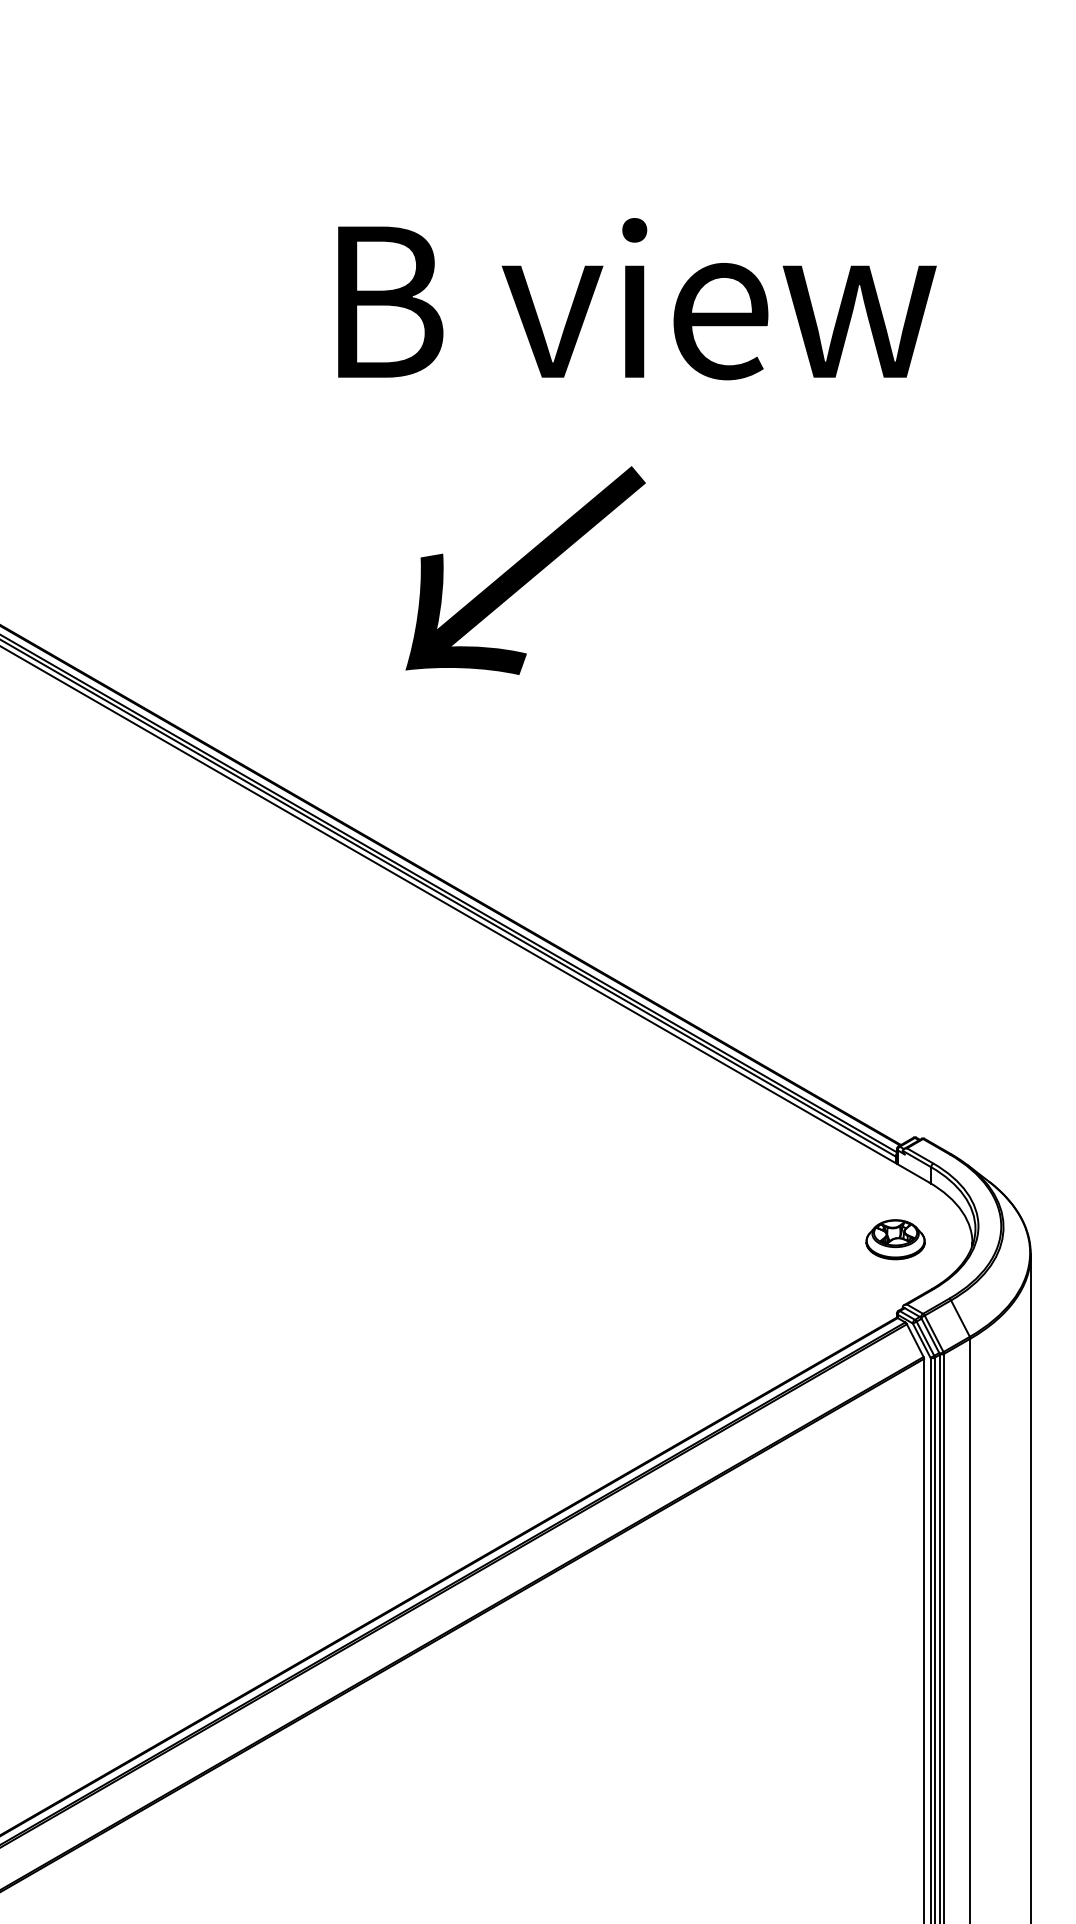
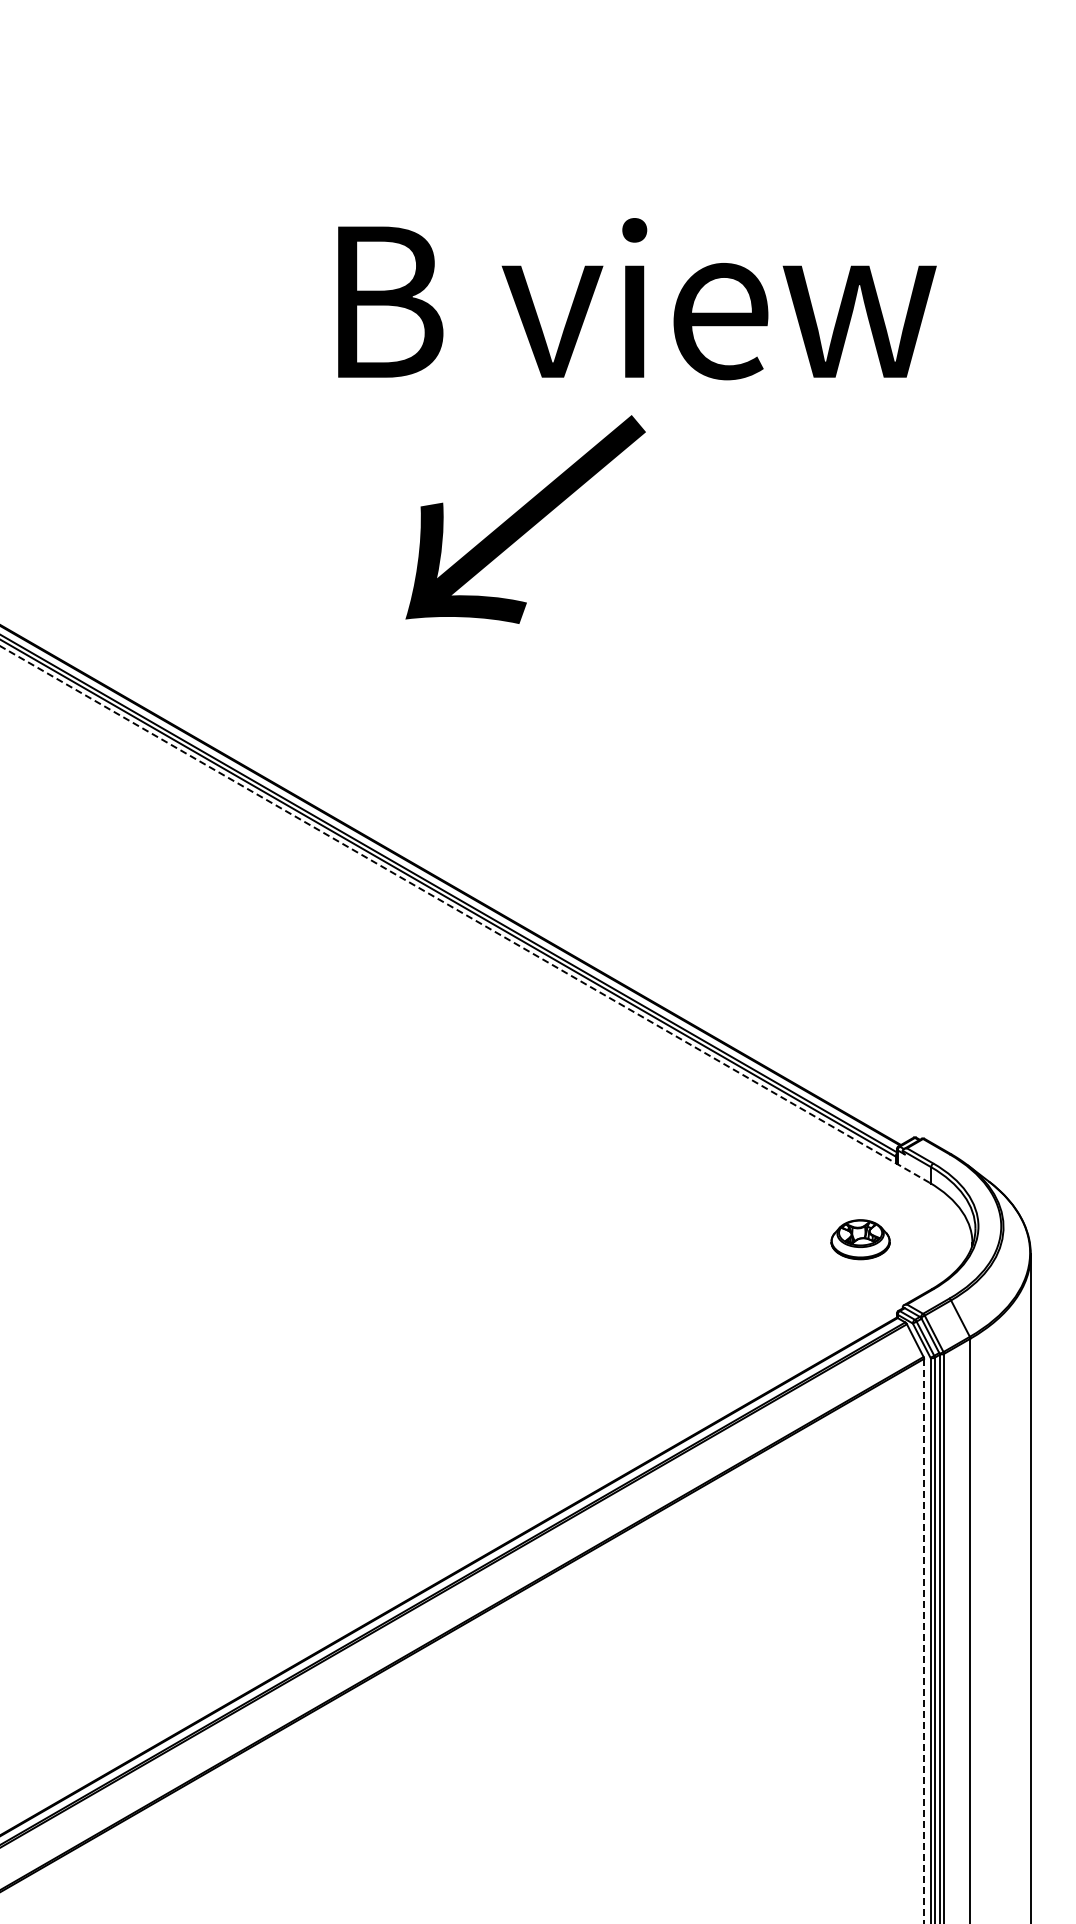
text position: (525, 570) -> (525, 519) (525, 519)
line: solid -> dashed (465, 914)
part position: (895, 1239) -> (860, 1239) (860, 1239)
line: solid -> dashed (924, 1641)
